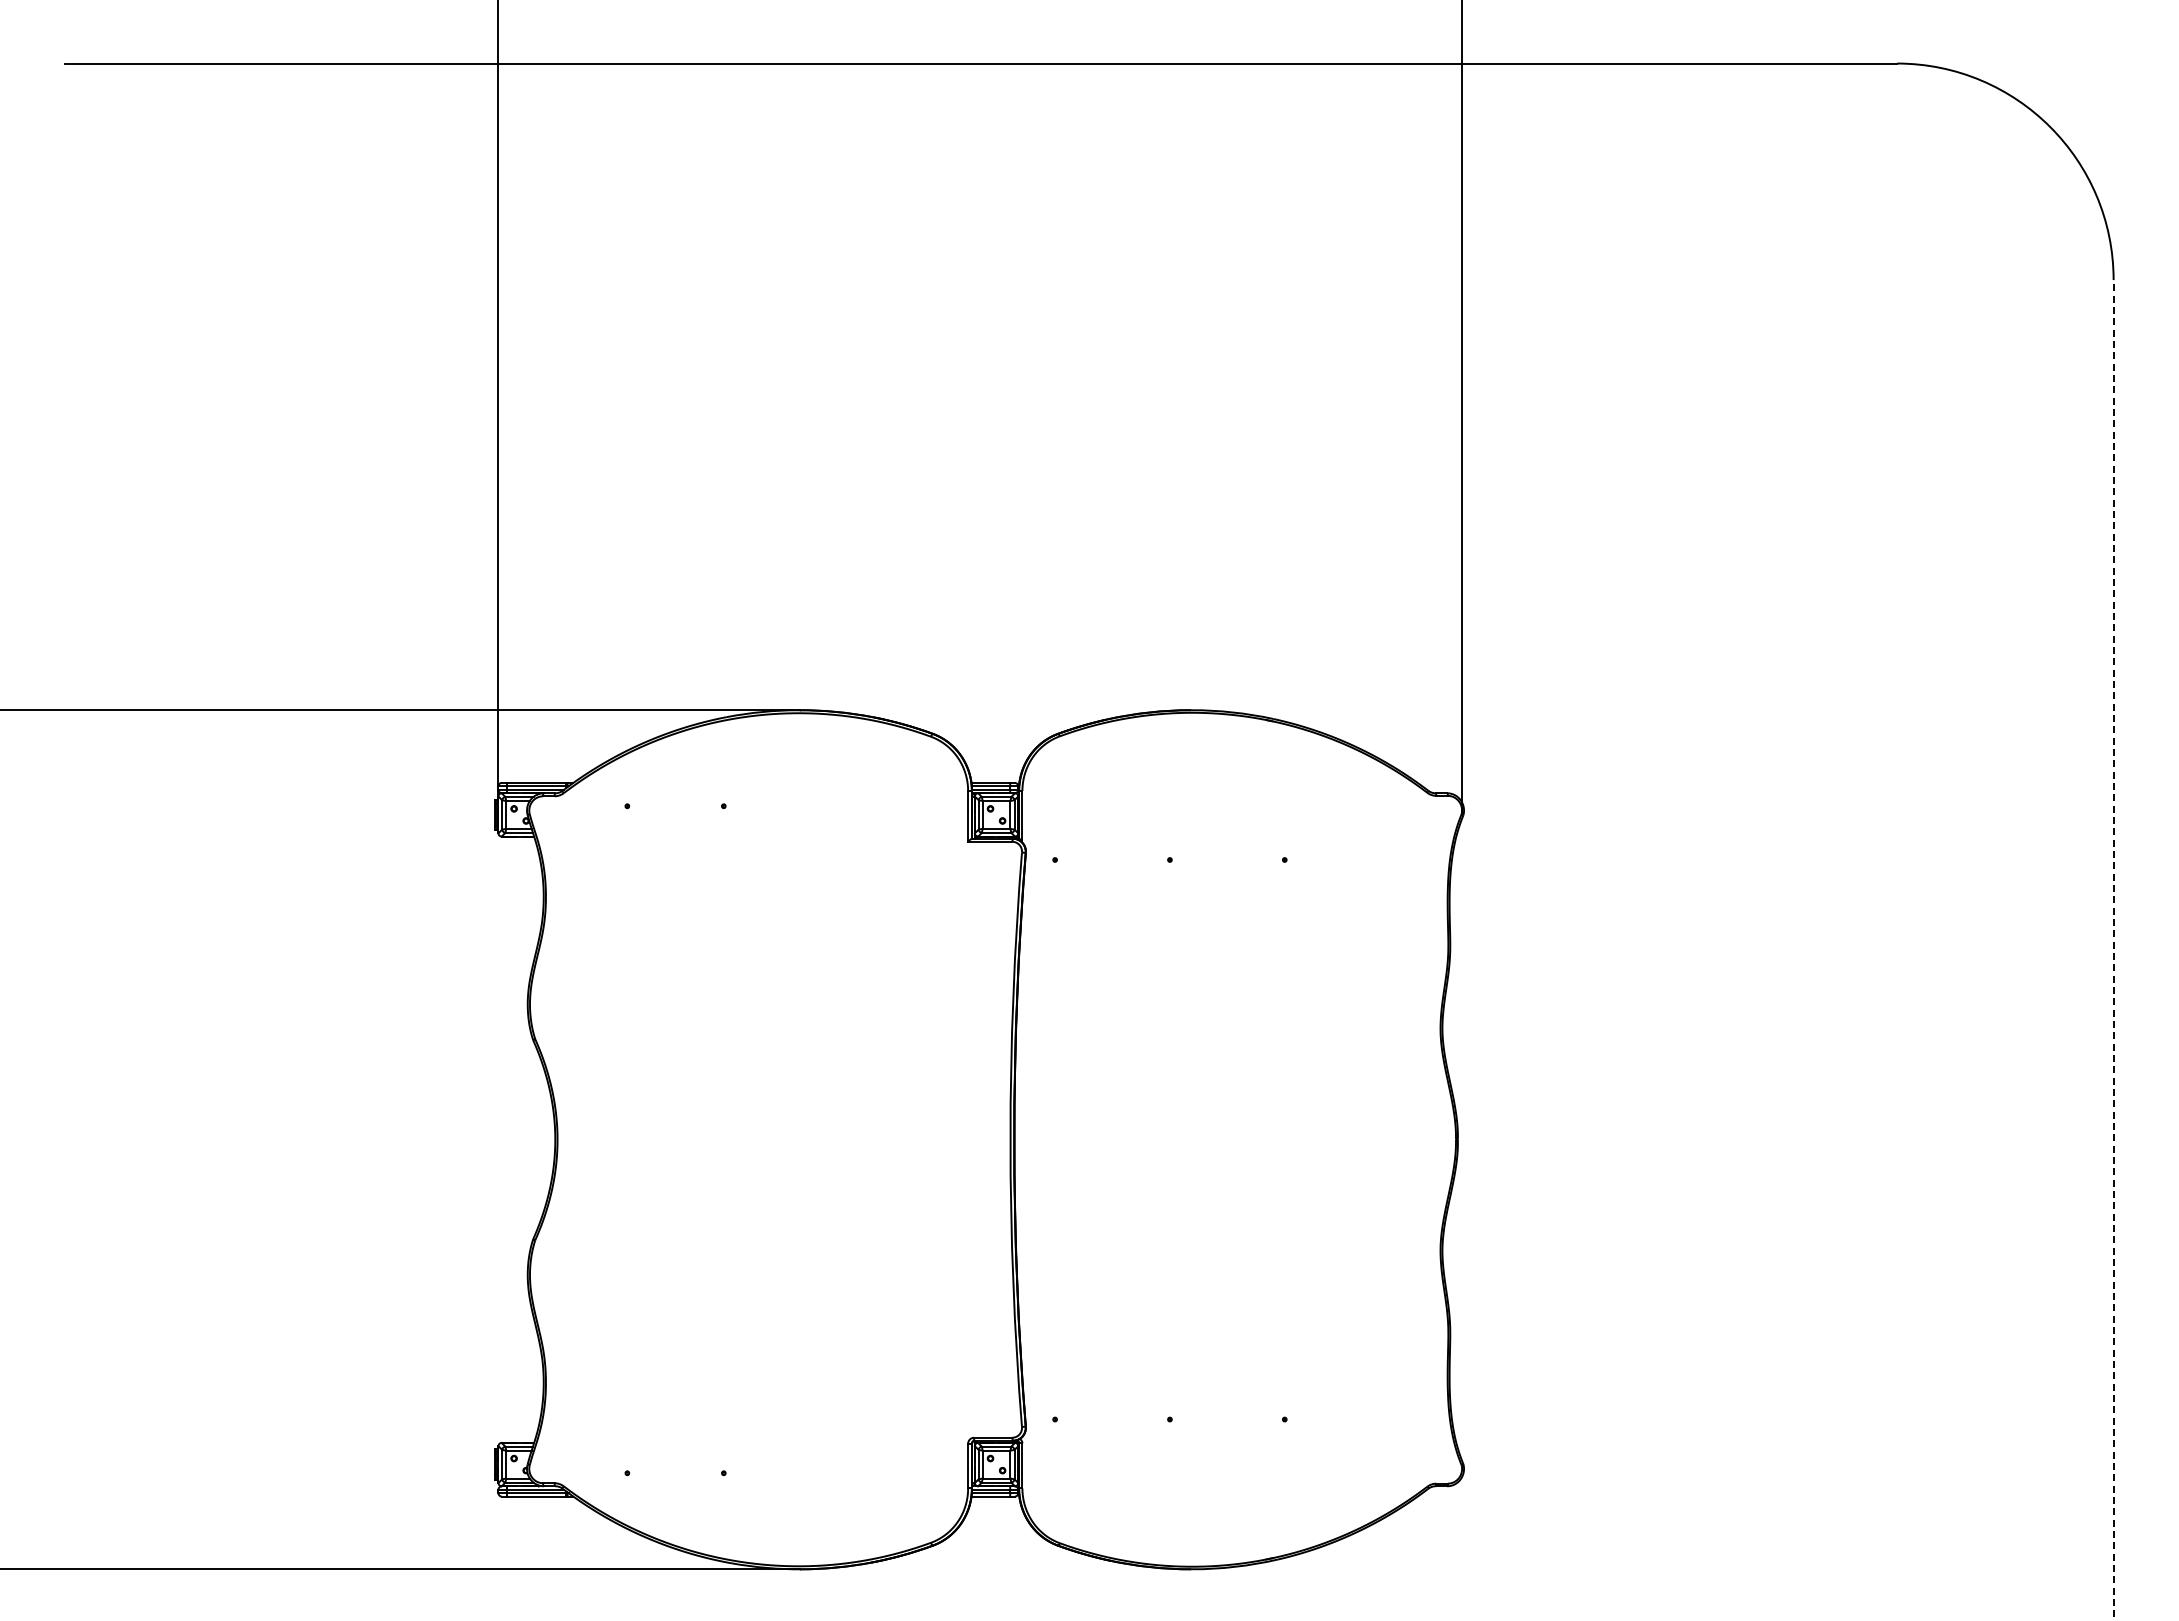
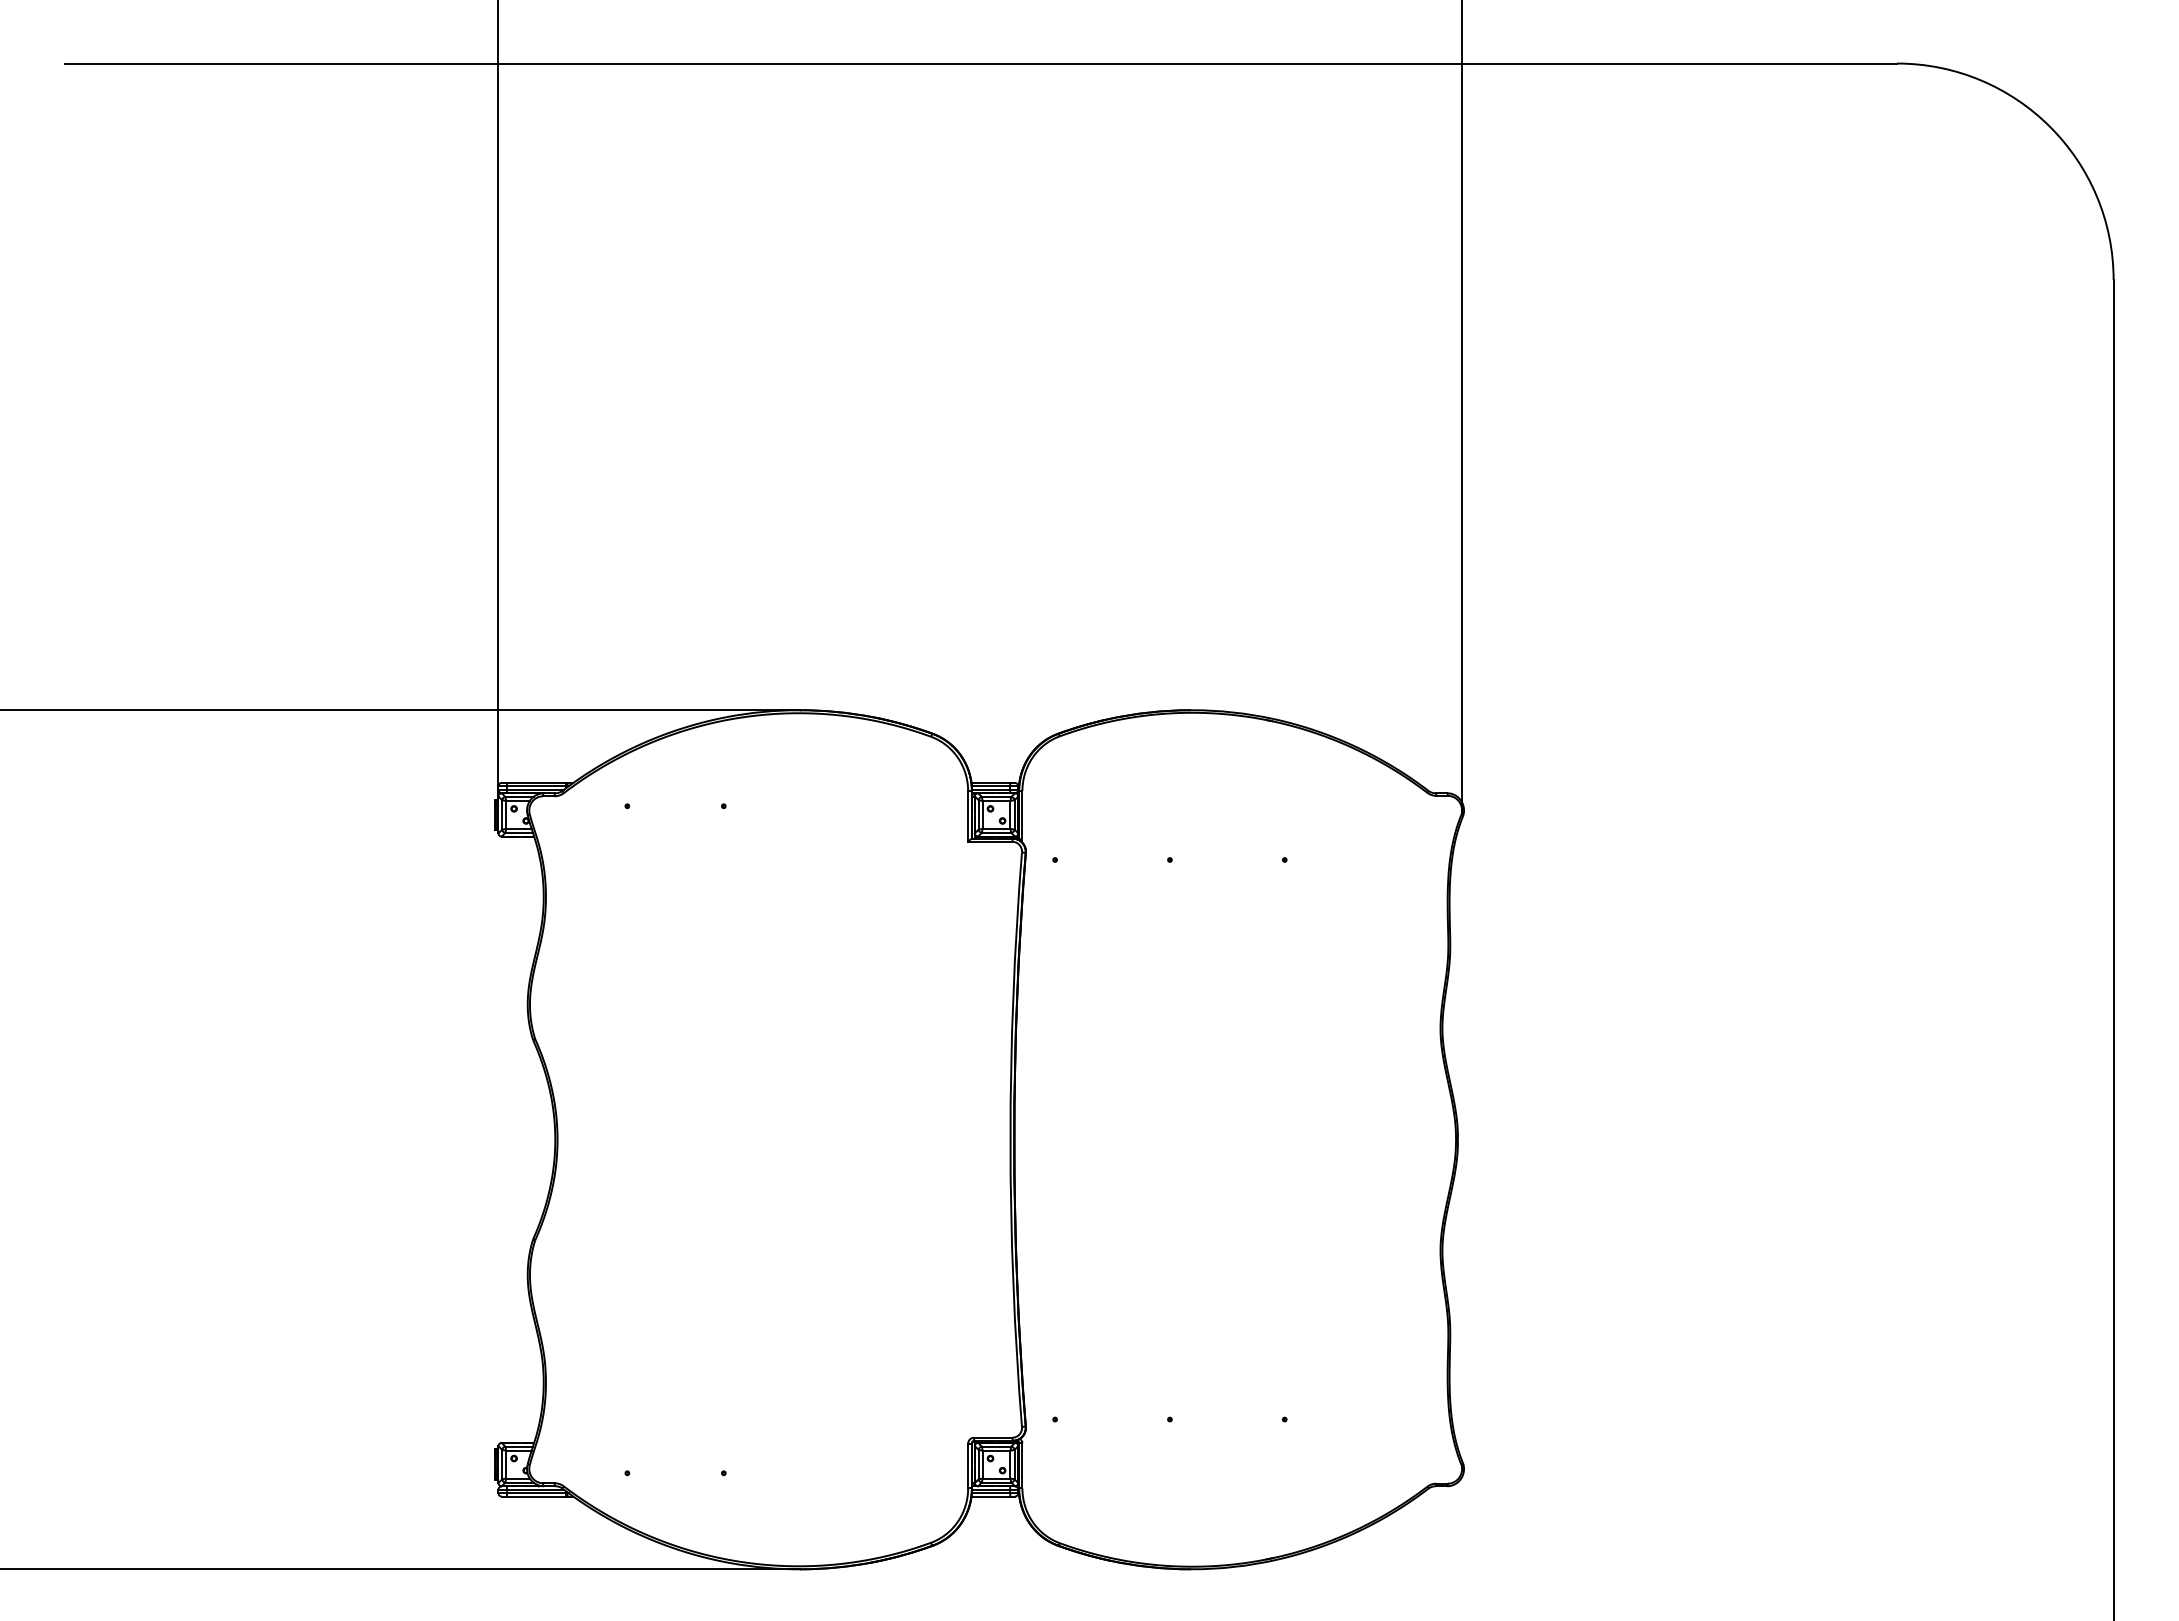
line: dashed -> solid (2113, 949)
